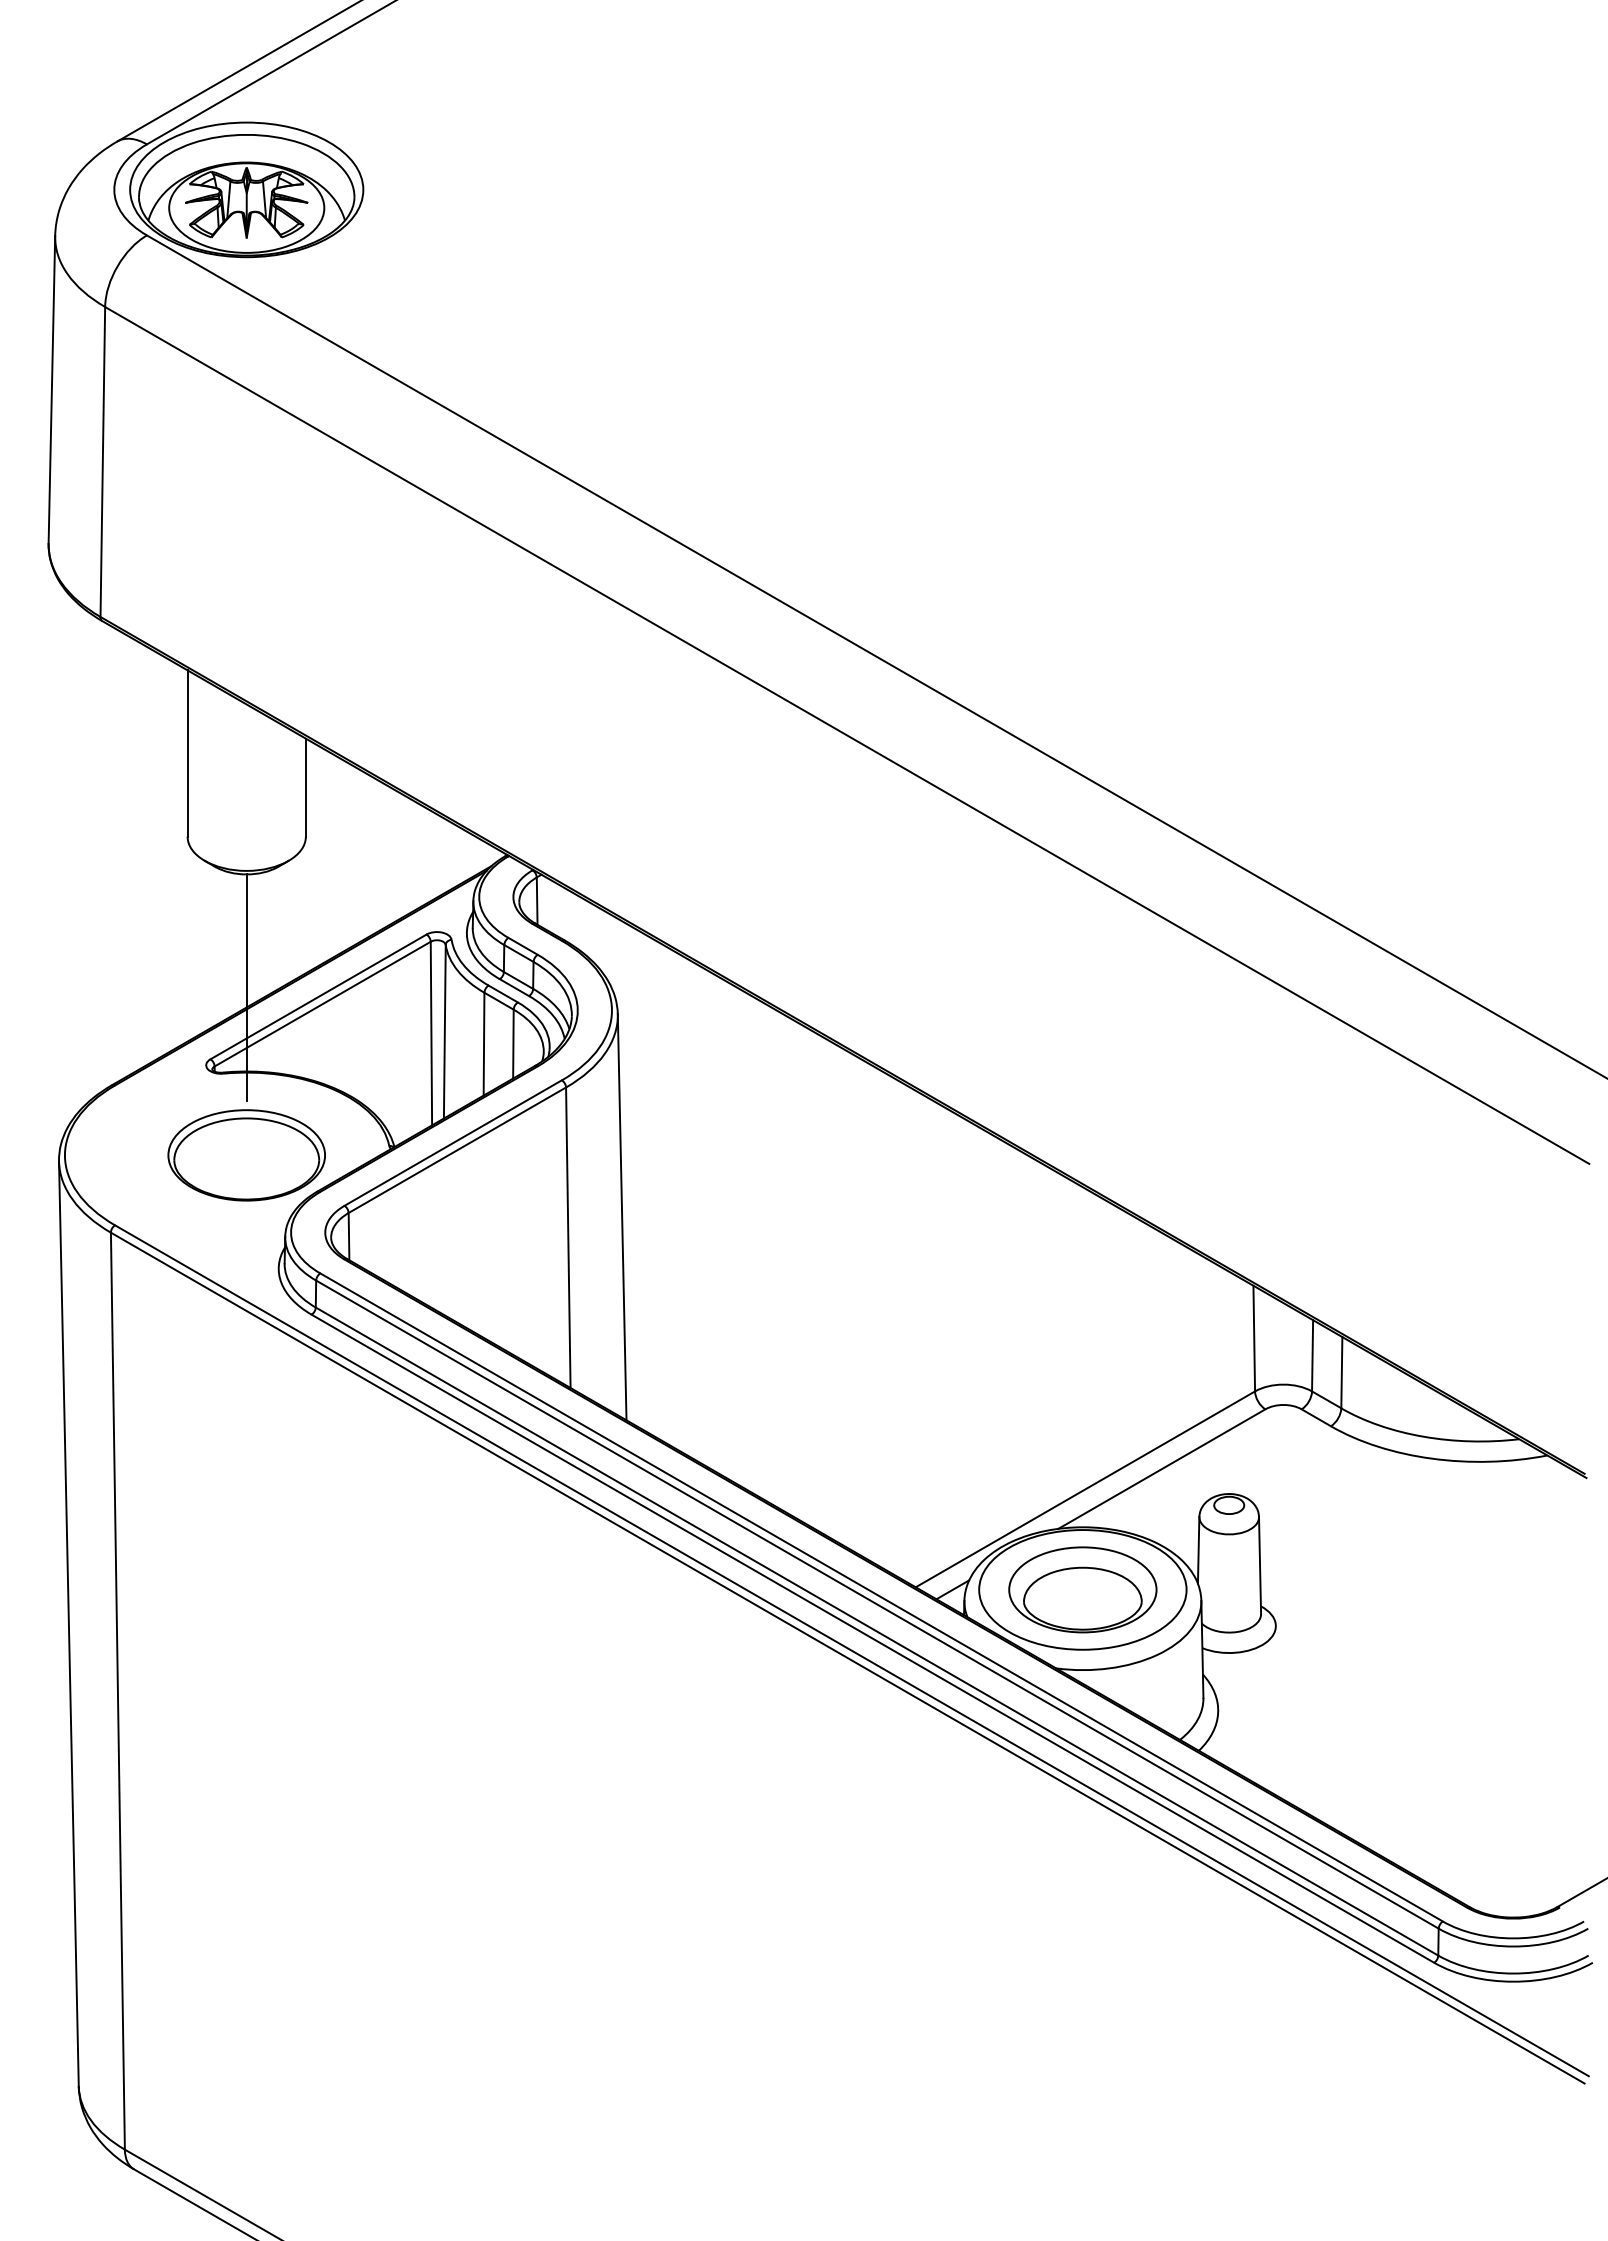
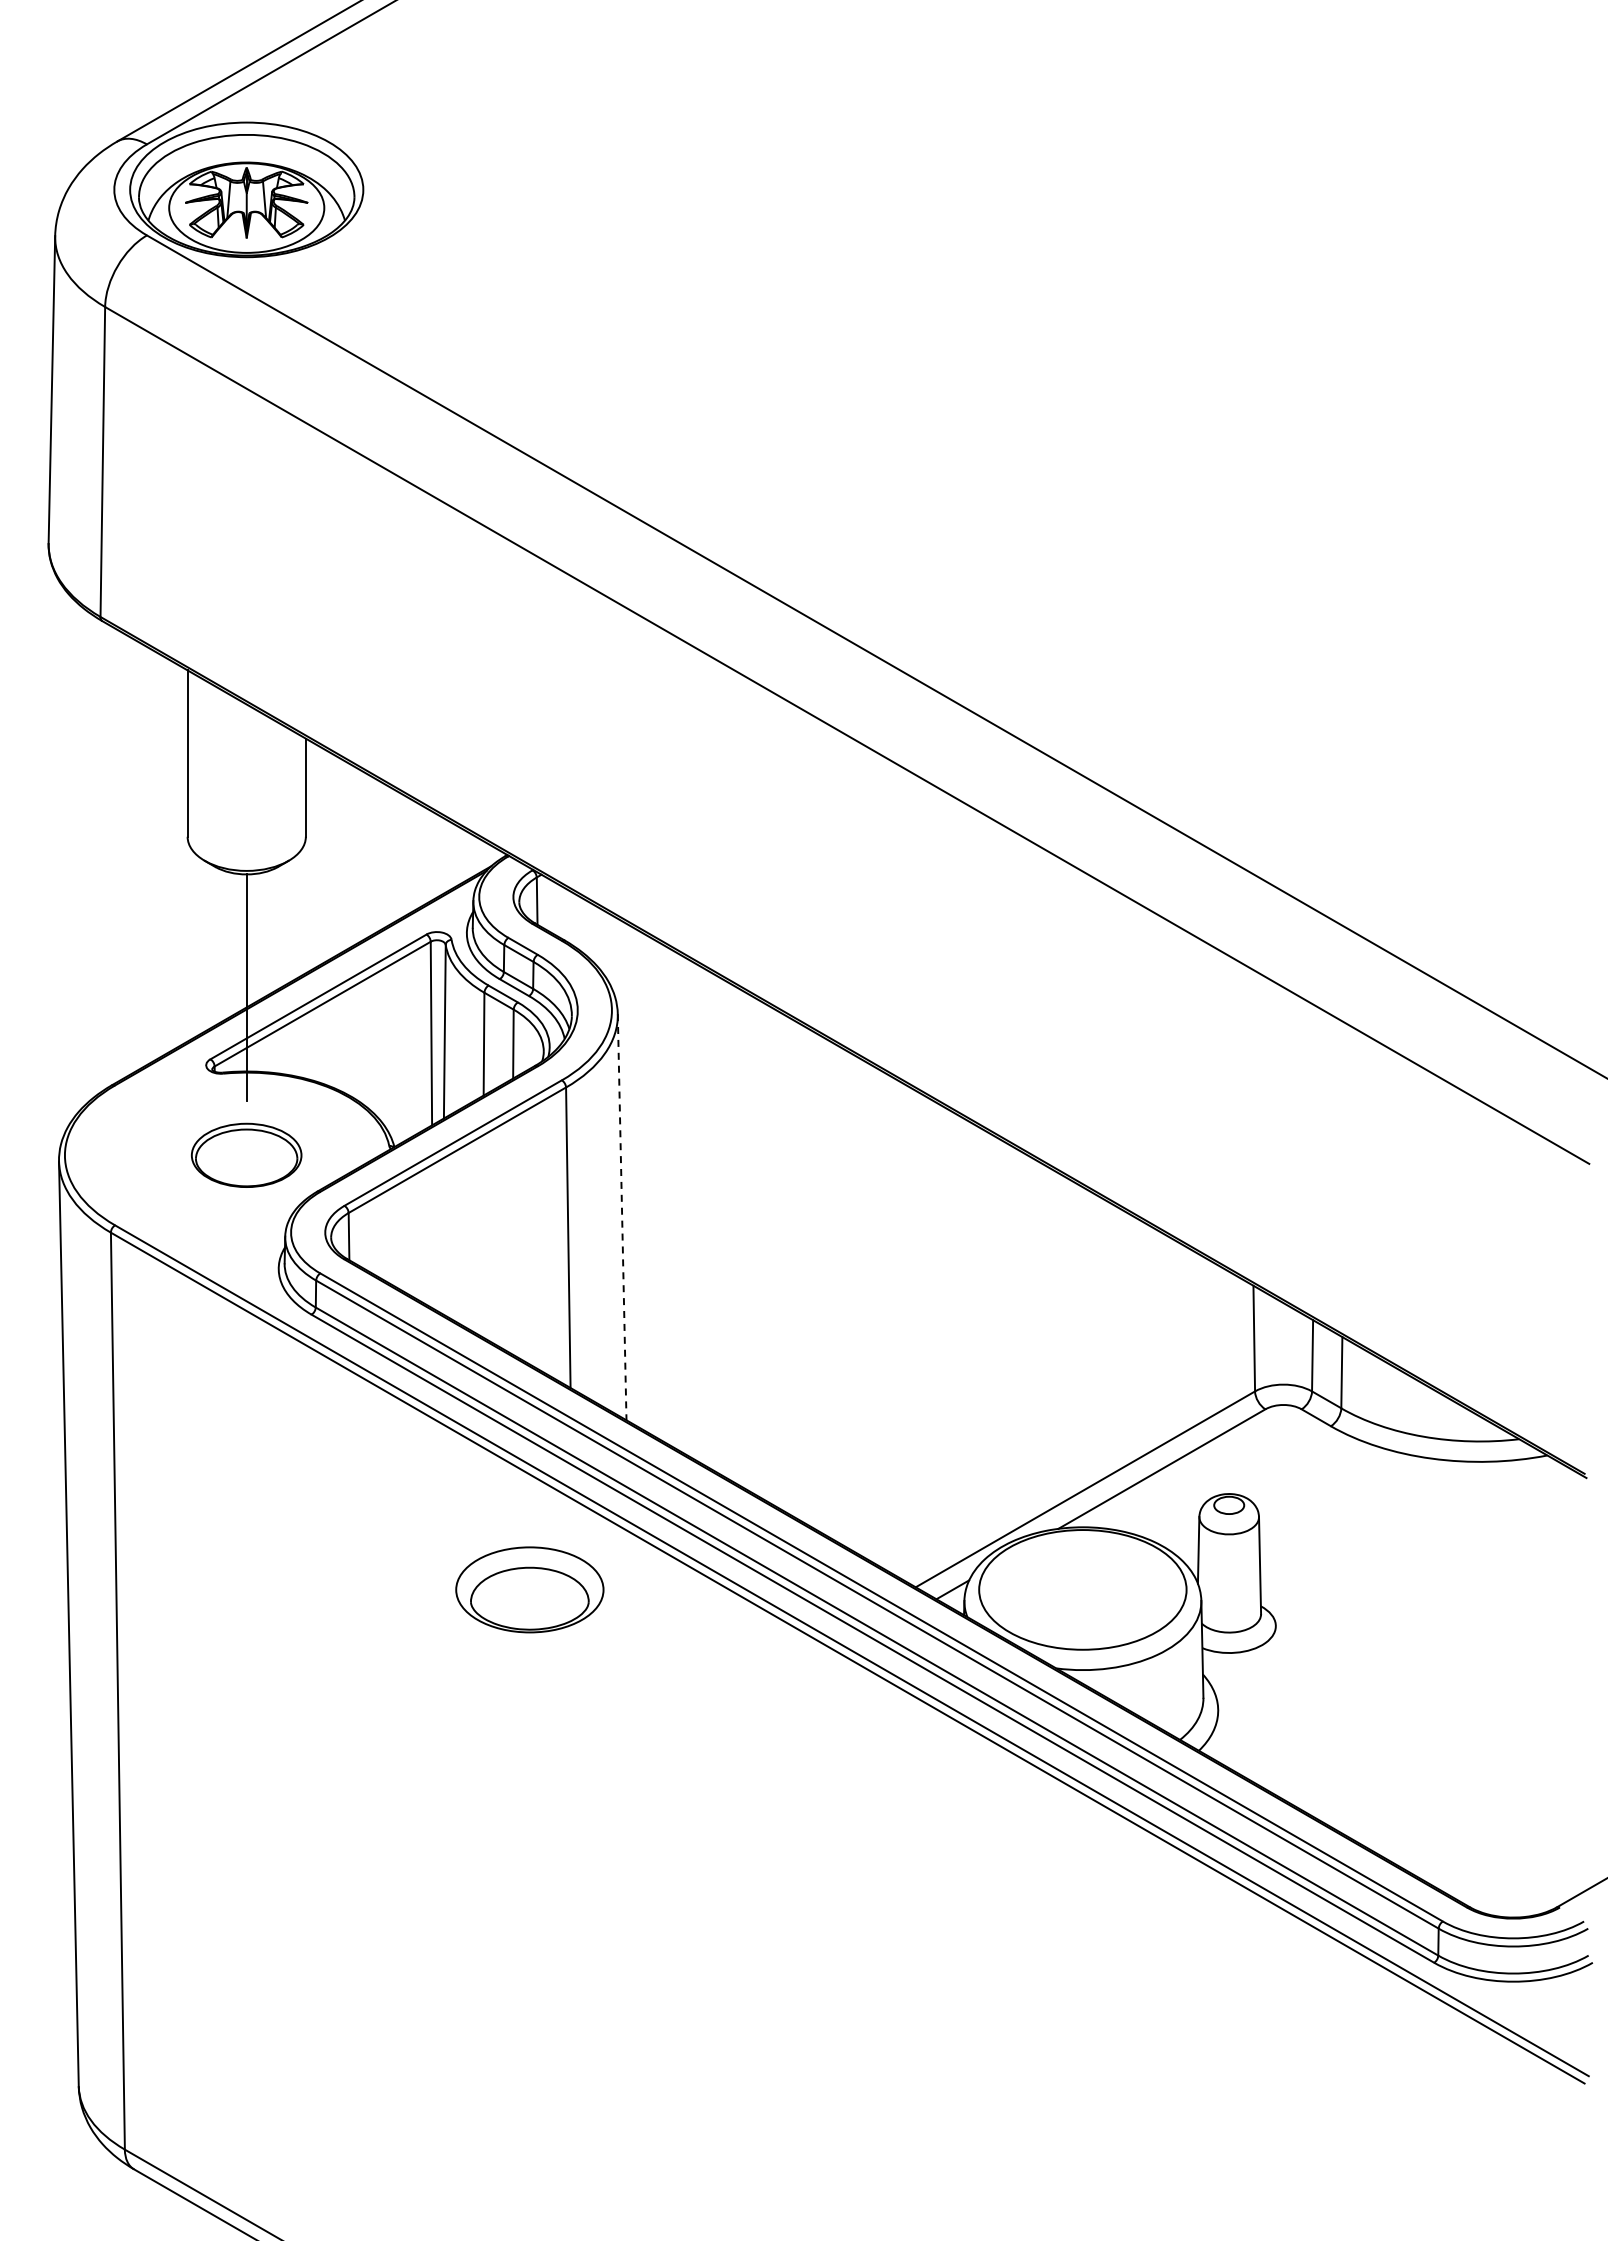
part size: 159x93 px -> 112x66 px (246, 1154)
line: solid -> dashed (622, 1217)
part position: (1082, 1589) -> (529, 1589) (529, 1589)
